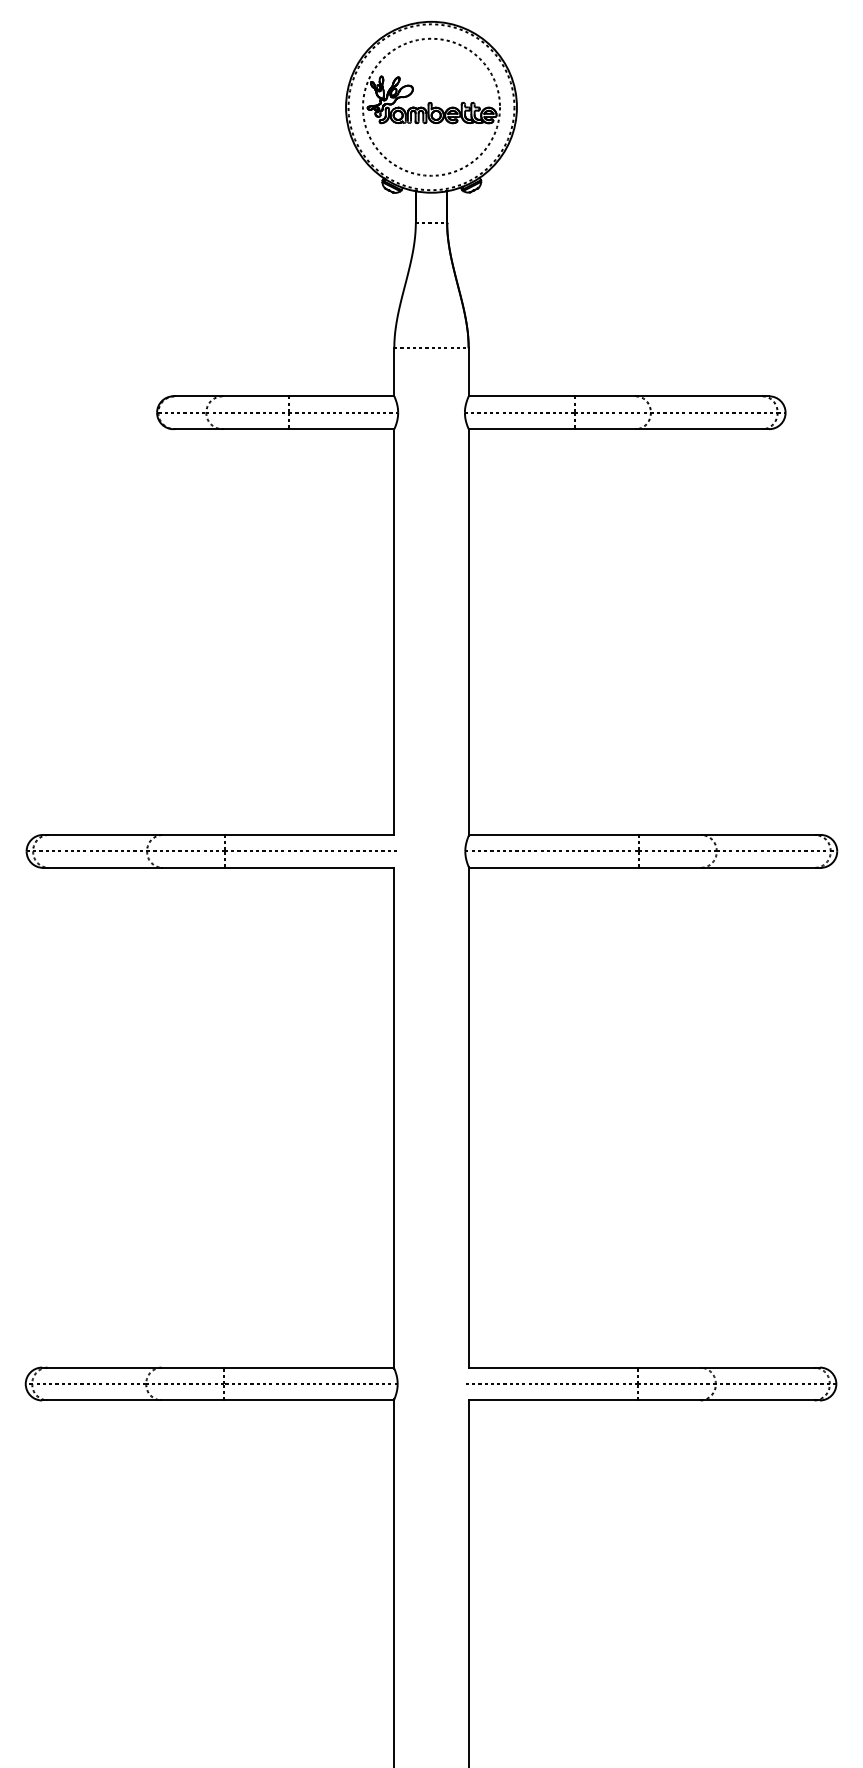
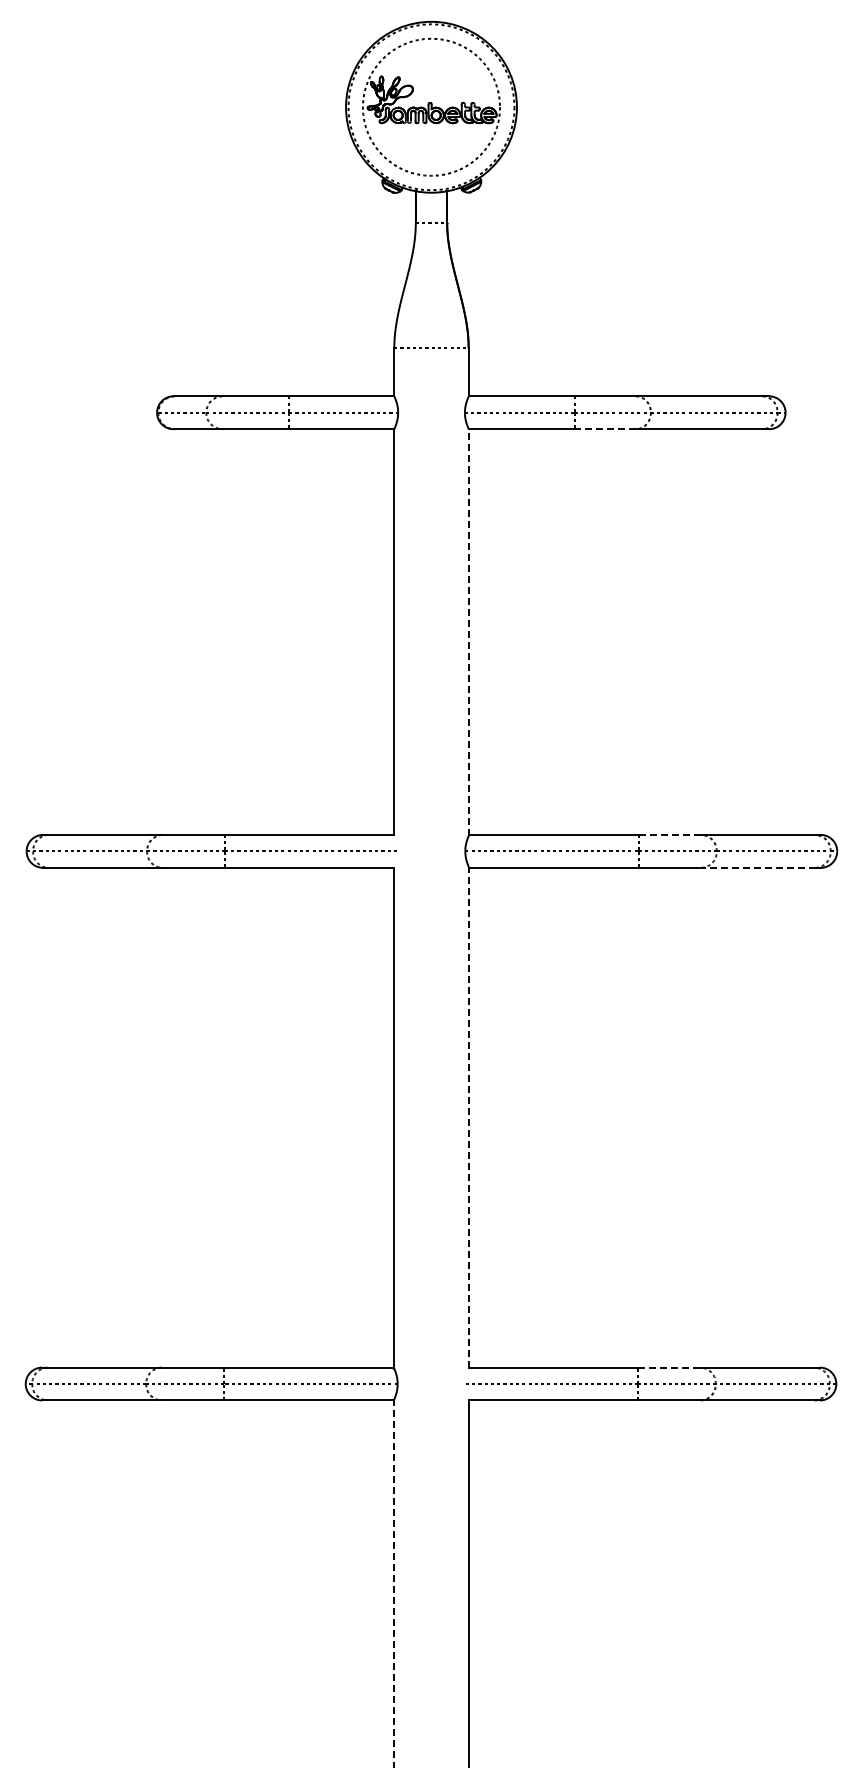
line: solid -> dashed (605, 429)
line: solid -> dashed (468, 632)
line: solid -> dashed (670, 834)
line: solid -> dashed (758, 867)
line: solid -> dashed (468, 1116)
line: solid -> dashed (669, 1367)
line: solid -> dashed (394, 1583)
